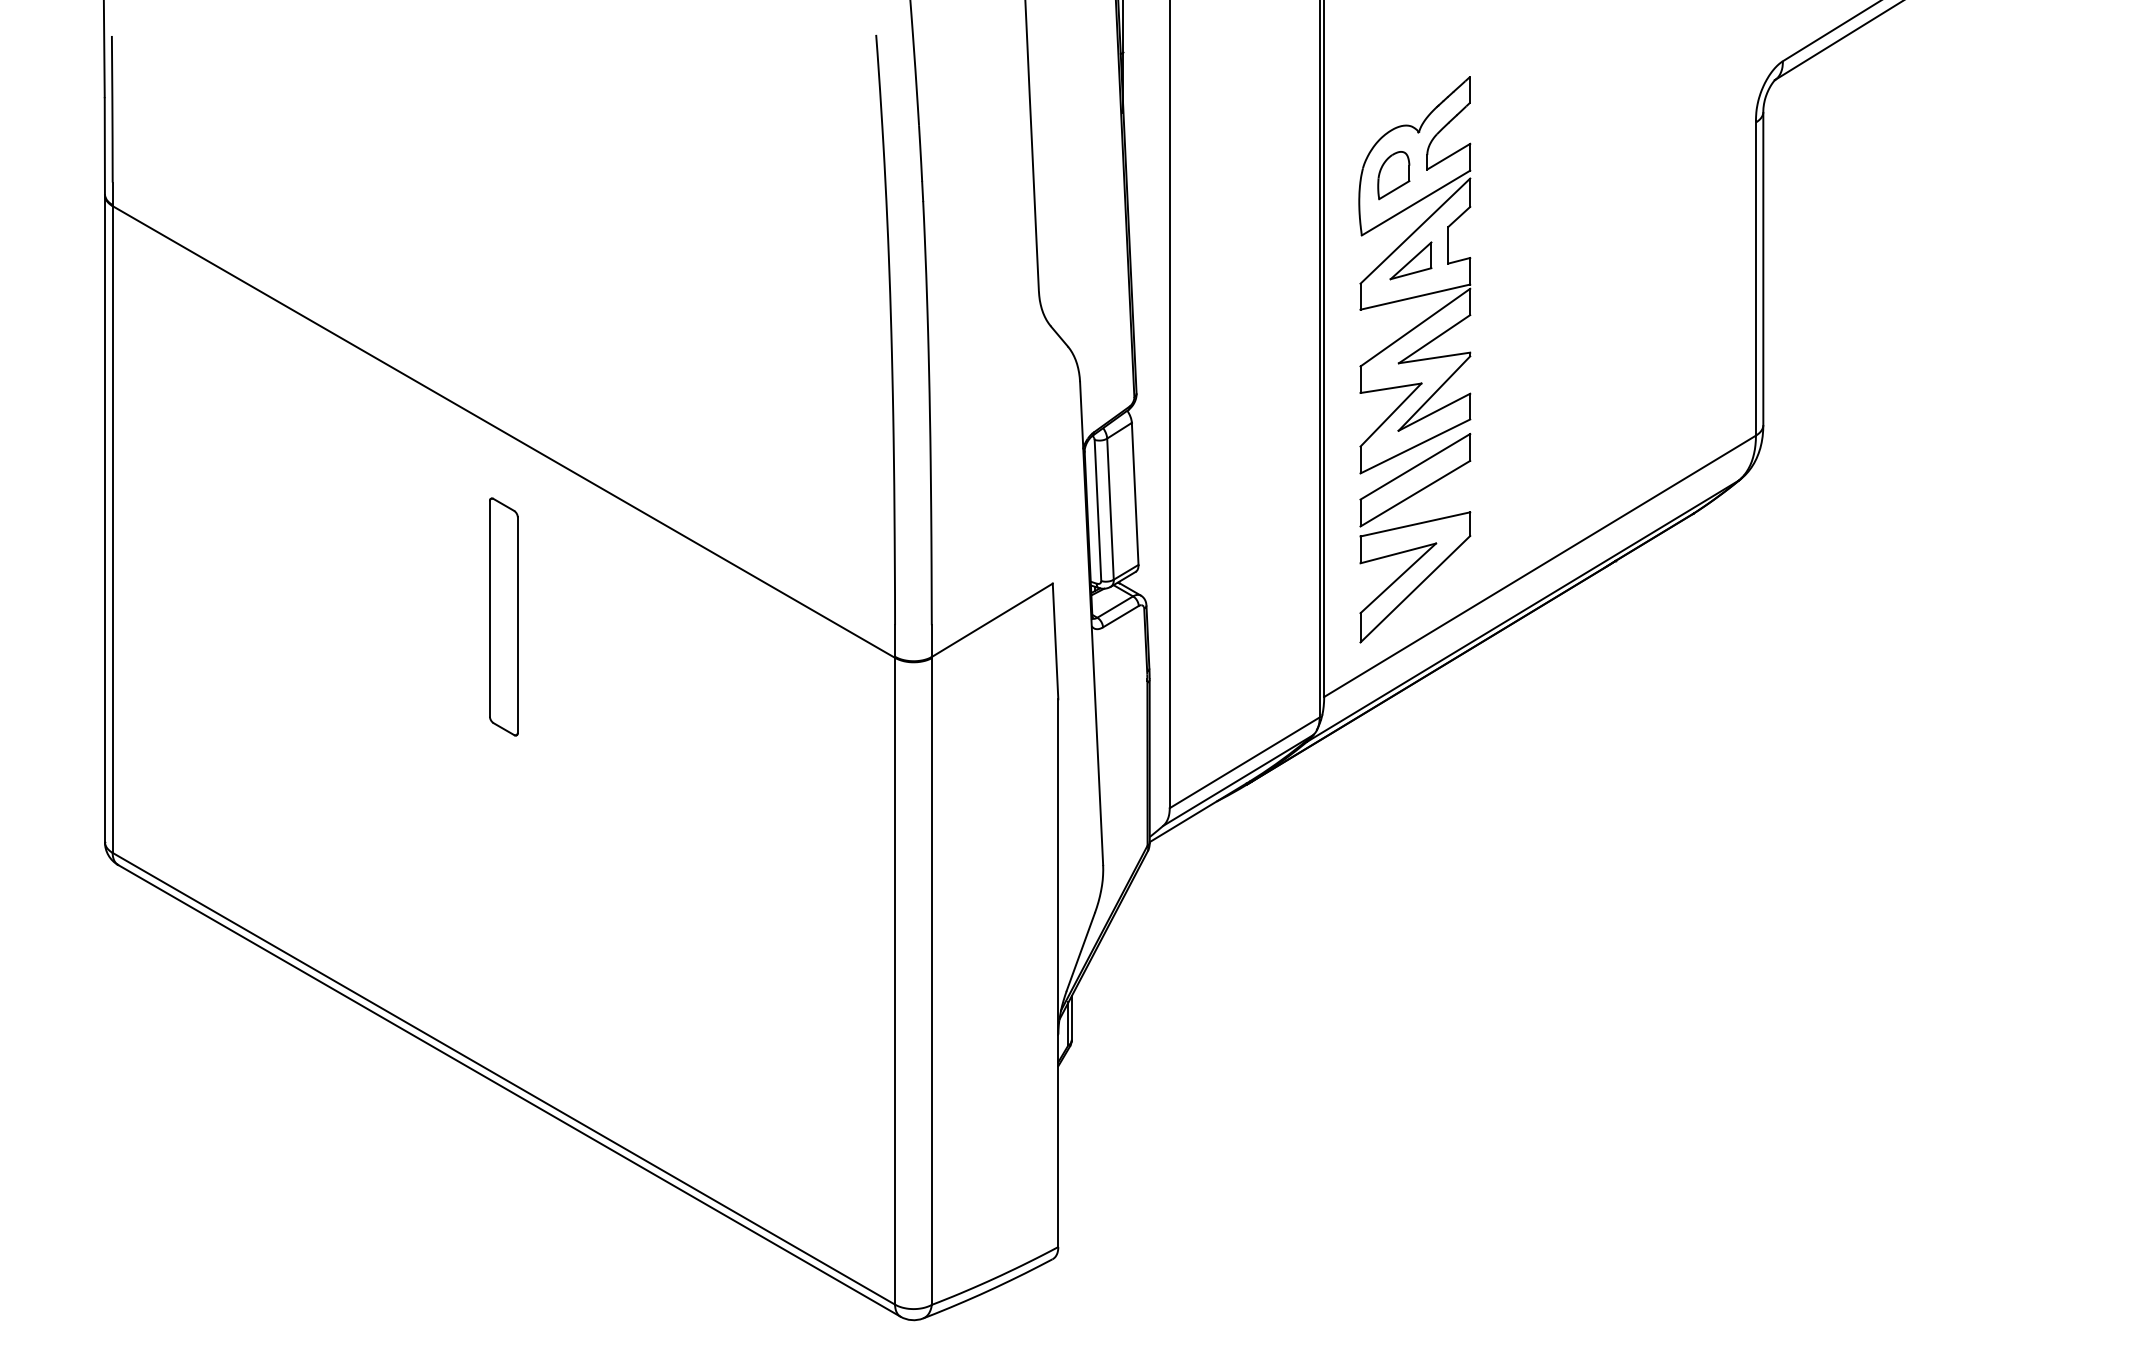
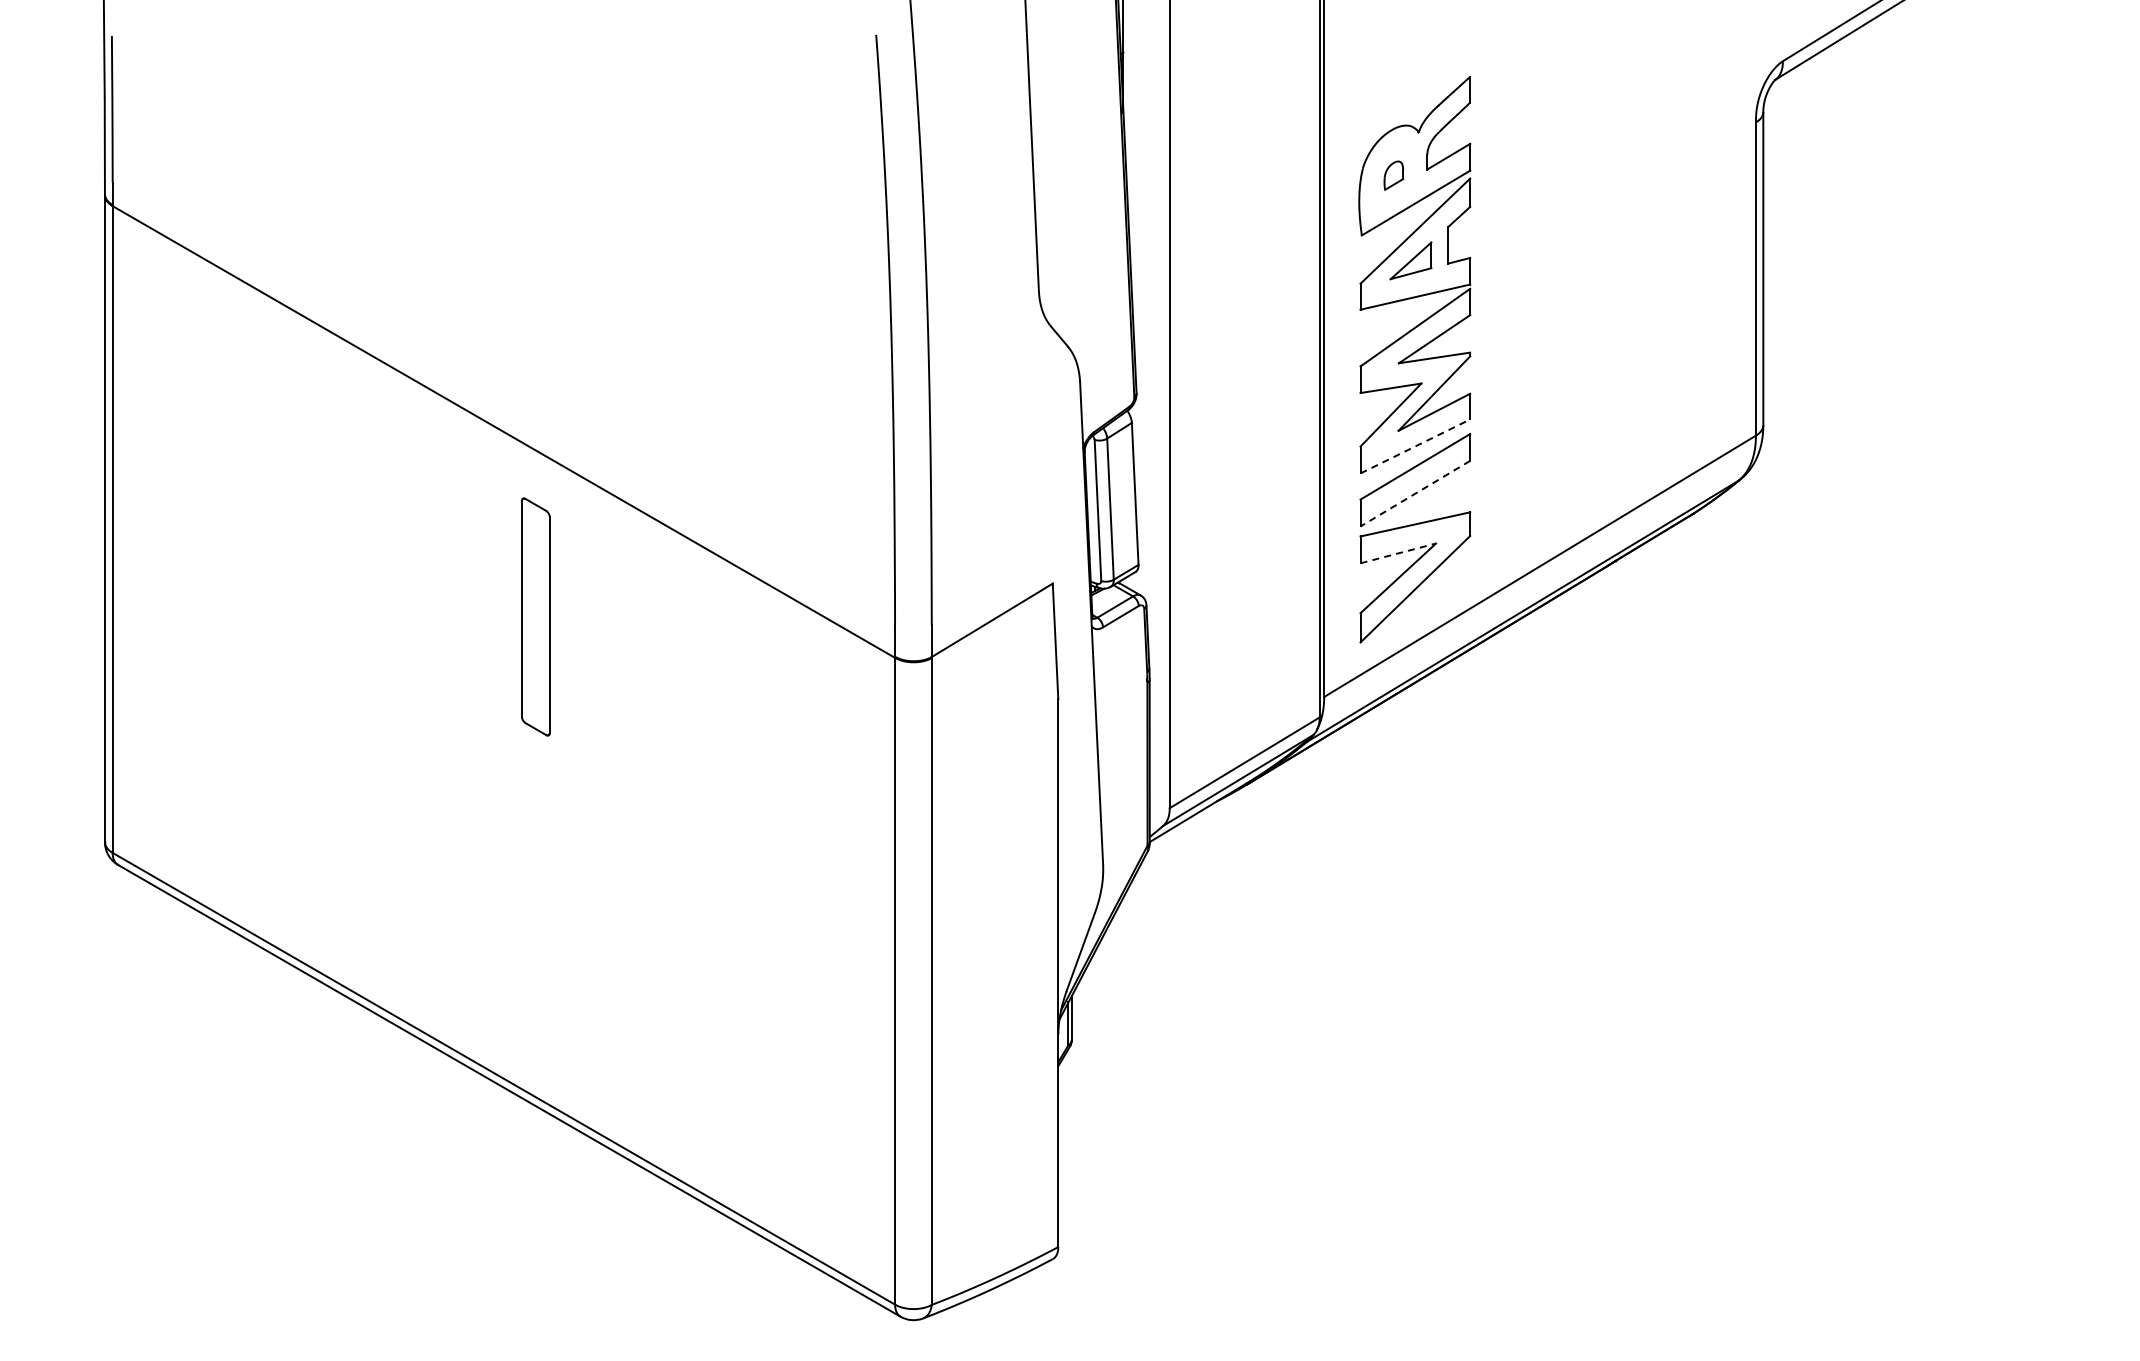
part size: 34x50 px -> 22x31 px (1393, 175)
line: solid -> dashed (1415, 446)
line: solid -> dashed (1415, 493)
line: solid -> dashed (1398, 553)
part position: (503, 616) -> (535, 616) (535, 616)
